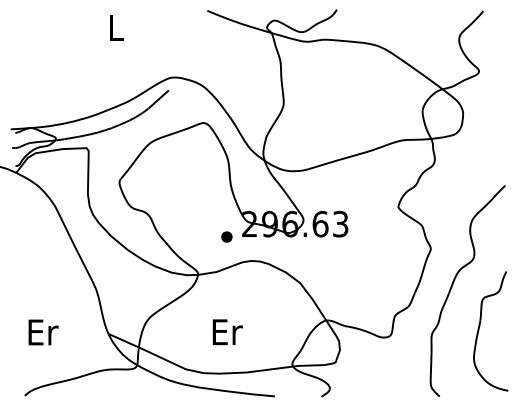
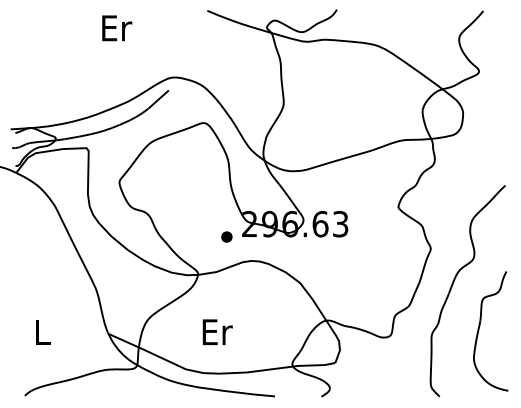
text: L -> Er (117, 28)
text: Er -> L (43, 332)
text position: (227, 332) -> (217, 332) (217, 332)
